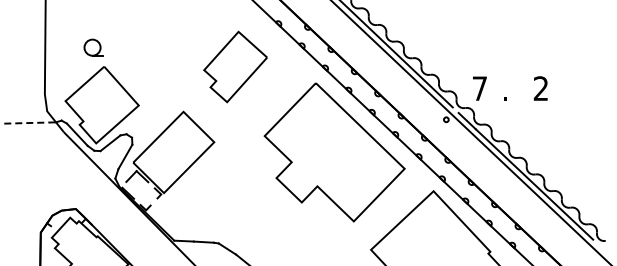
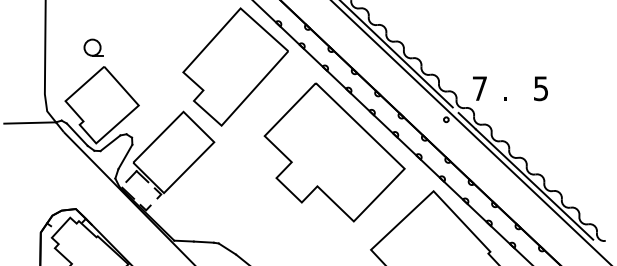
part size: 65x74 px -> 107x120 px (235, 66)
text: 2 -> 5 (540, 88)
line: dashed -> solid (30, 123)
